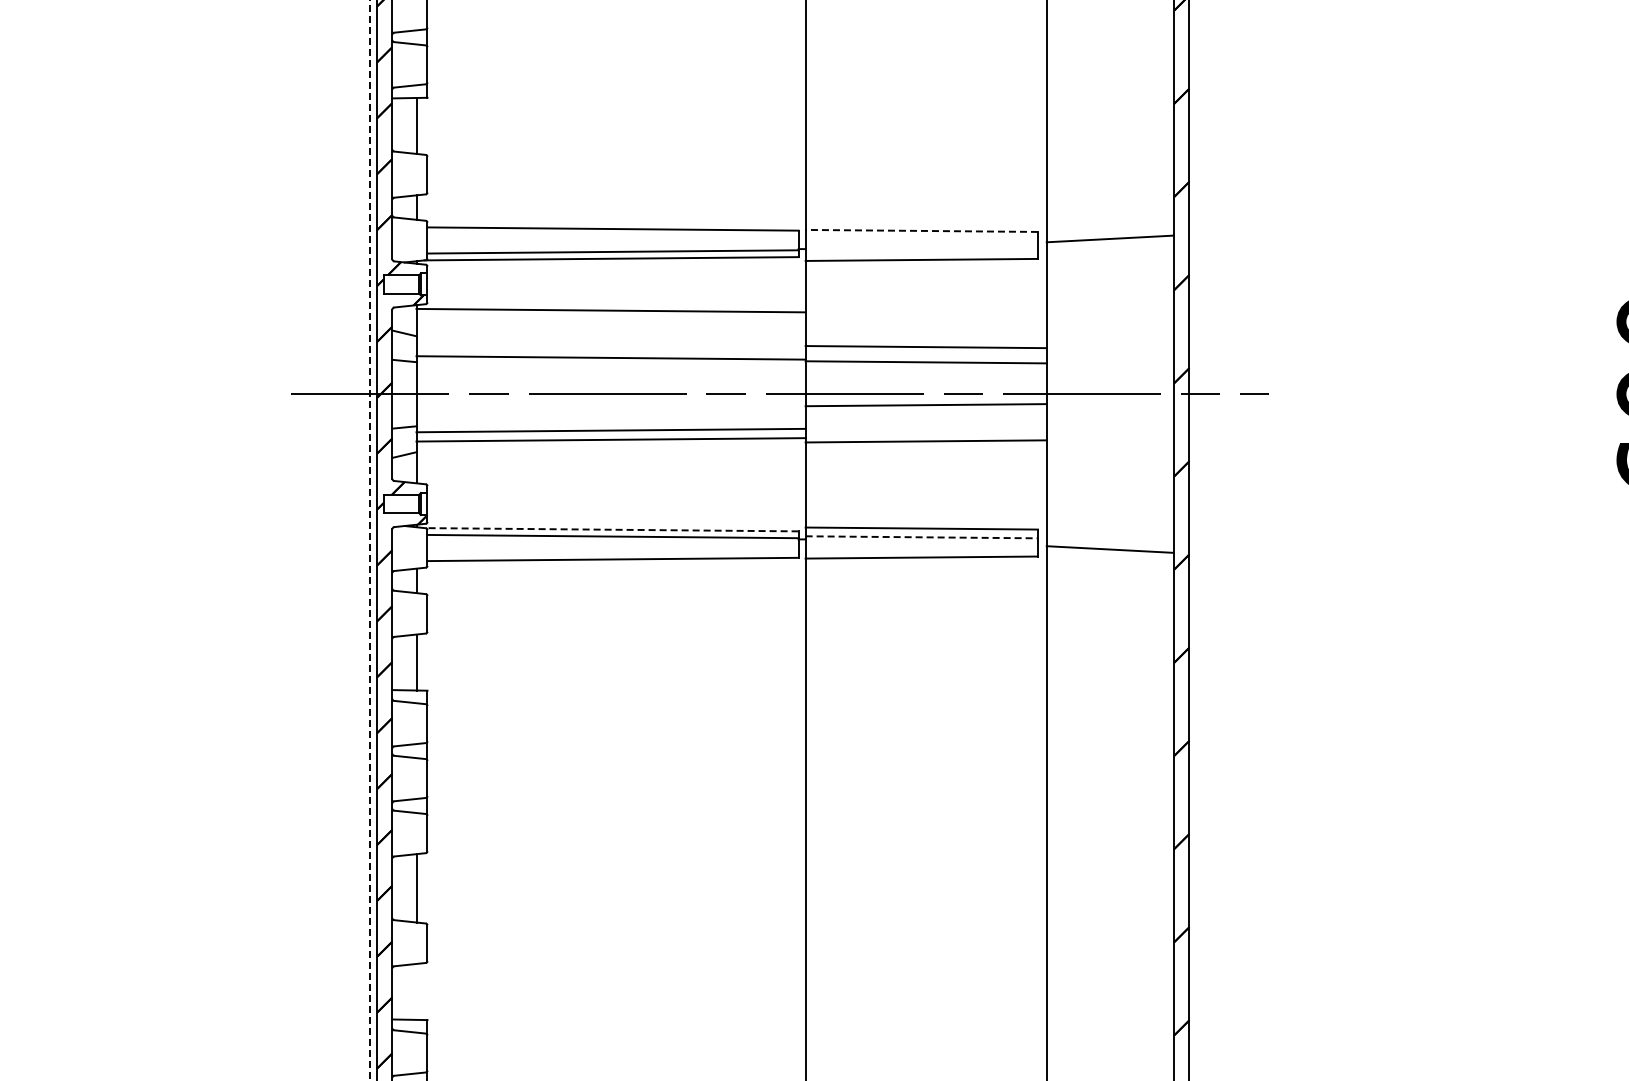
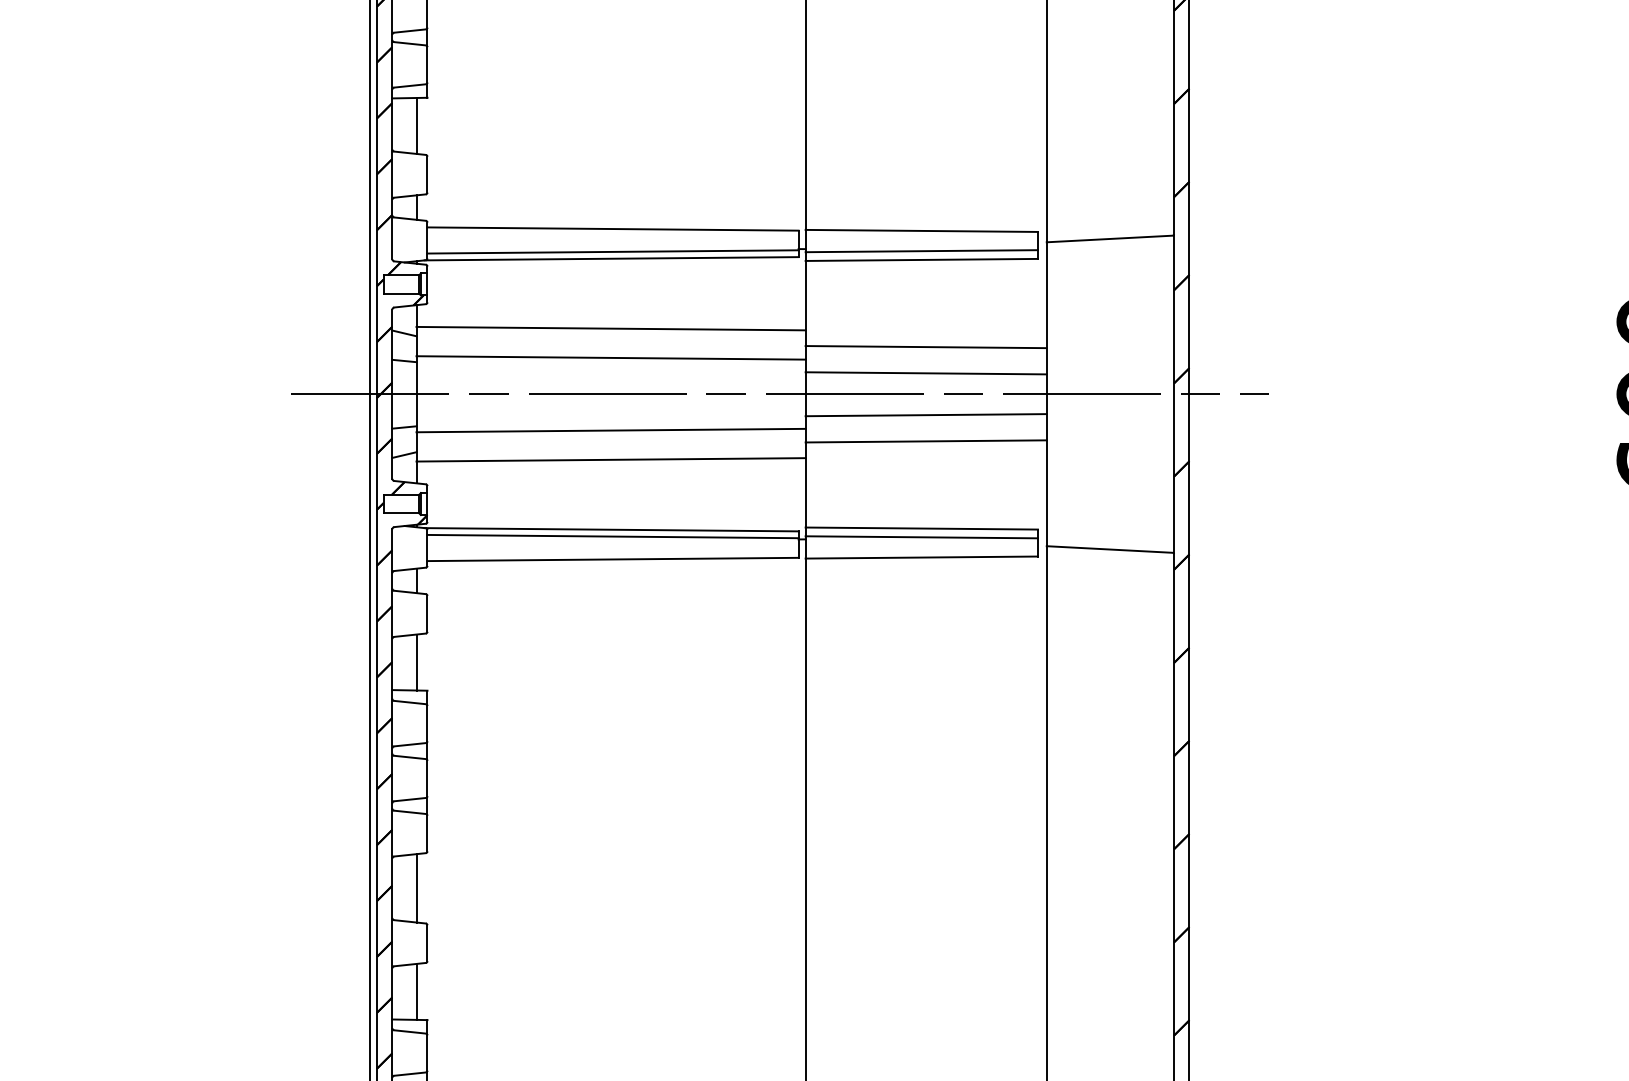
line: dashed -> solid (921, 230)
line: none -> present (921, 251)
line position: (610, 310) -> (610, 328) (610, 328)
line position: (925, 362) -> (925, 373) (925, 373)
line position: (925, 405) -> (925, 415) (925, 415)
line position: (610, 439) -> (610, 459) (610, 459)
line: dashed -> solid (611, 529)
line: dashed -> solid (922, 537)
line: dashed -> solid (370, 540)
line: none -> present (416, 991)
